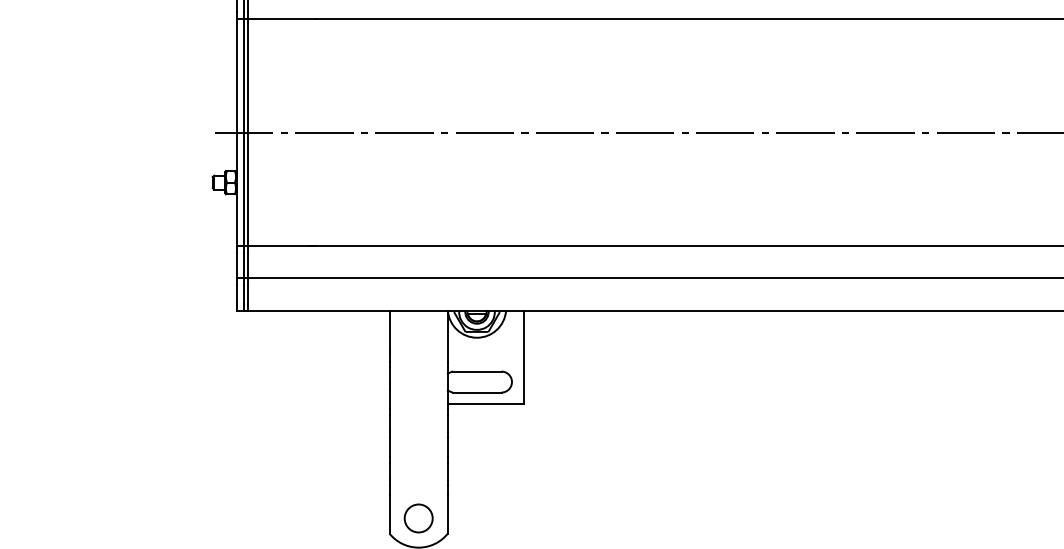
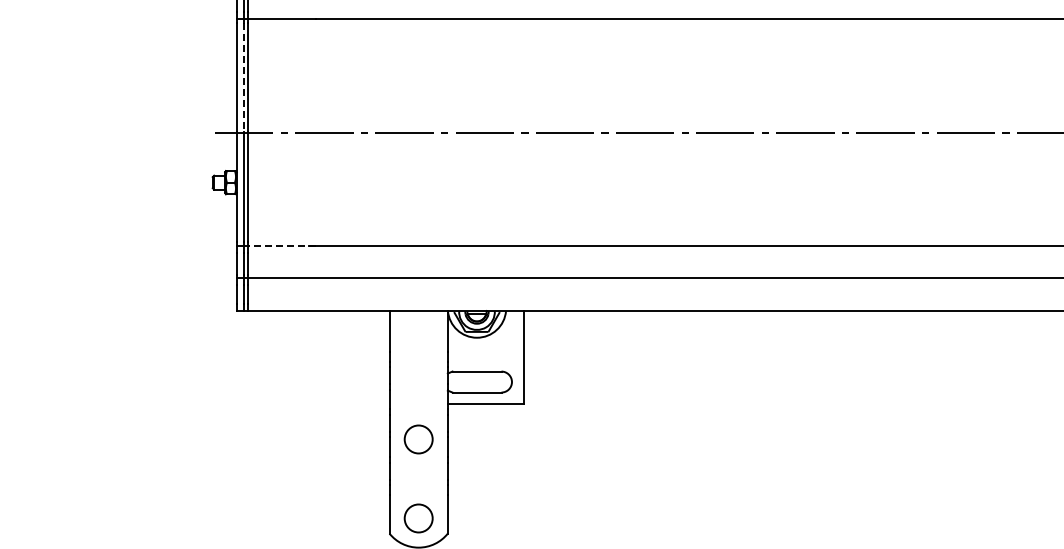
line: solid -> dashed (243, 77)
line: solid -> dashed (282, 245)
circle: none -> present (418, 439)
